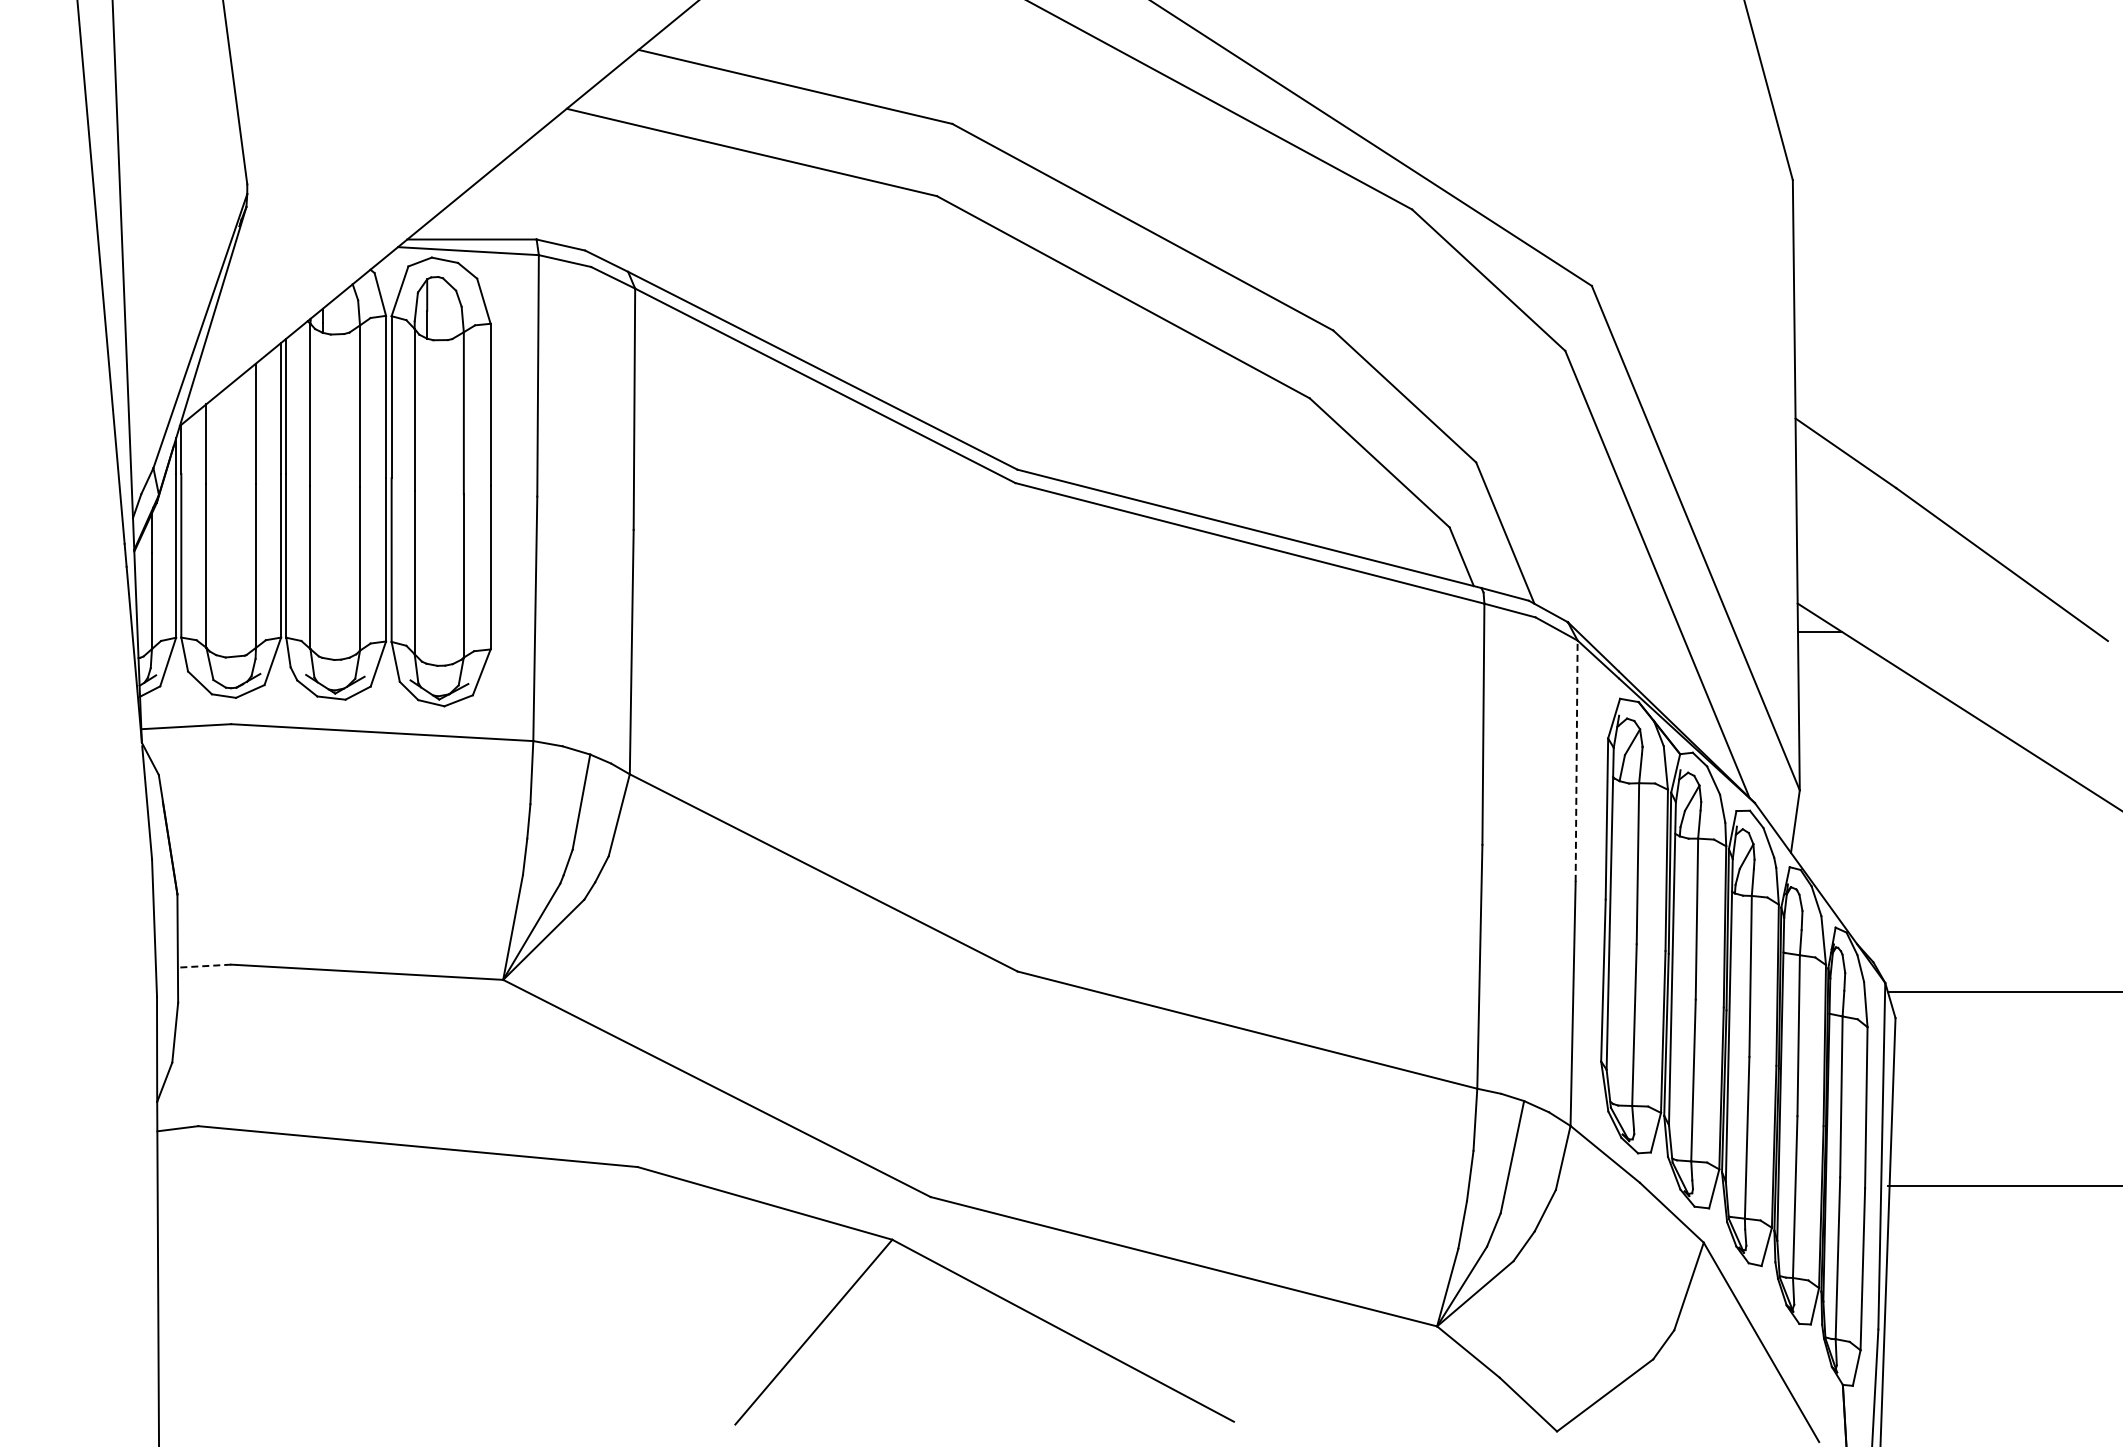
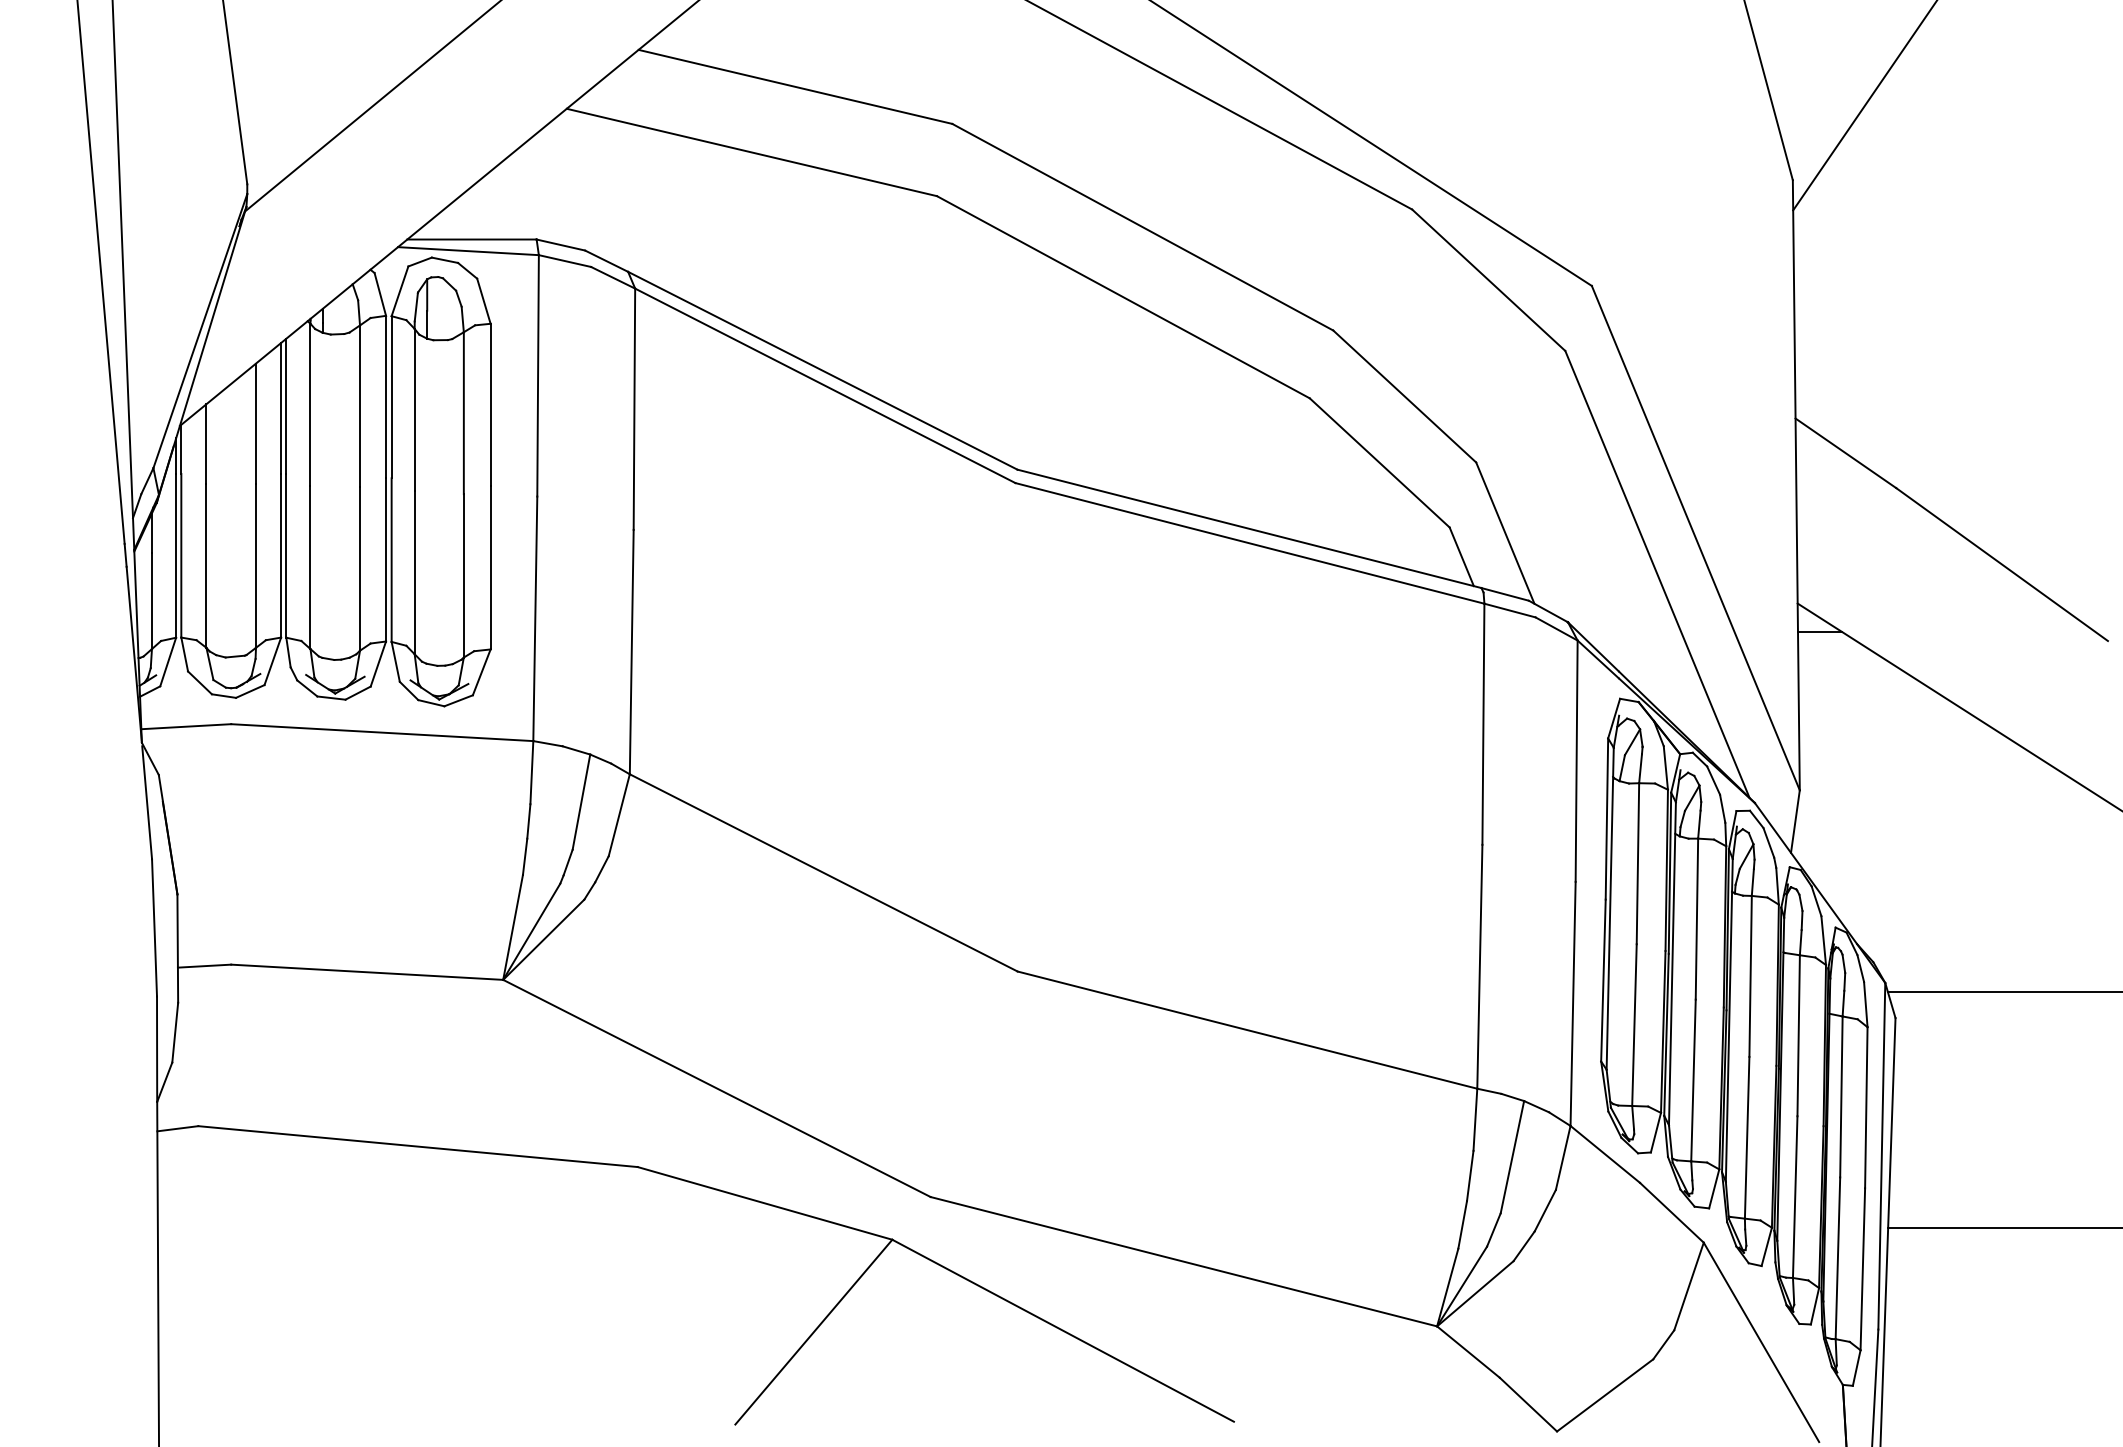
line: none -> present (372, 106)
line: none -> present (1864, 106)
line: dashed -> solid (1576, 761)
line: dashed -> solid (204, 966)
line position: (2003, 1186) -> (2003, 1228) (2003, 1228)
